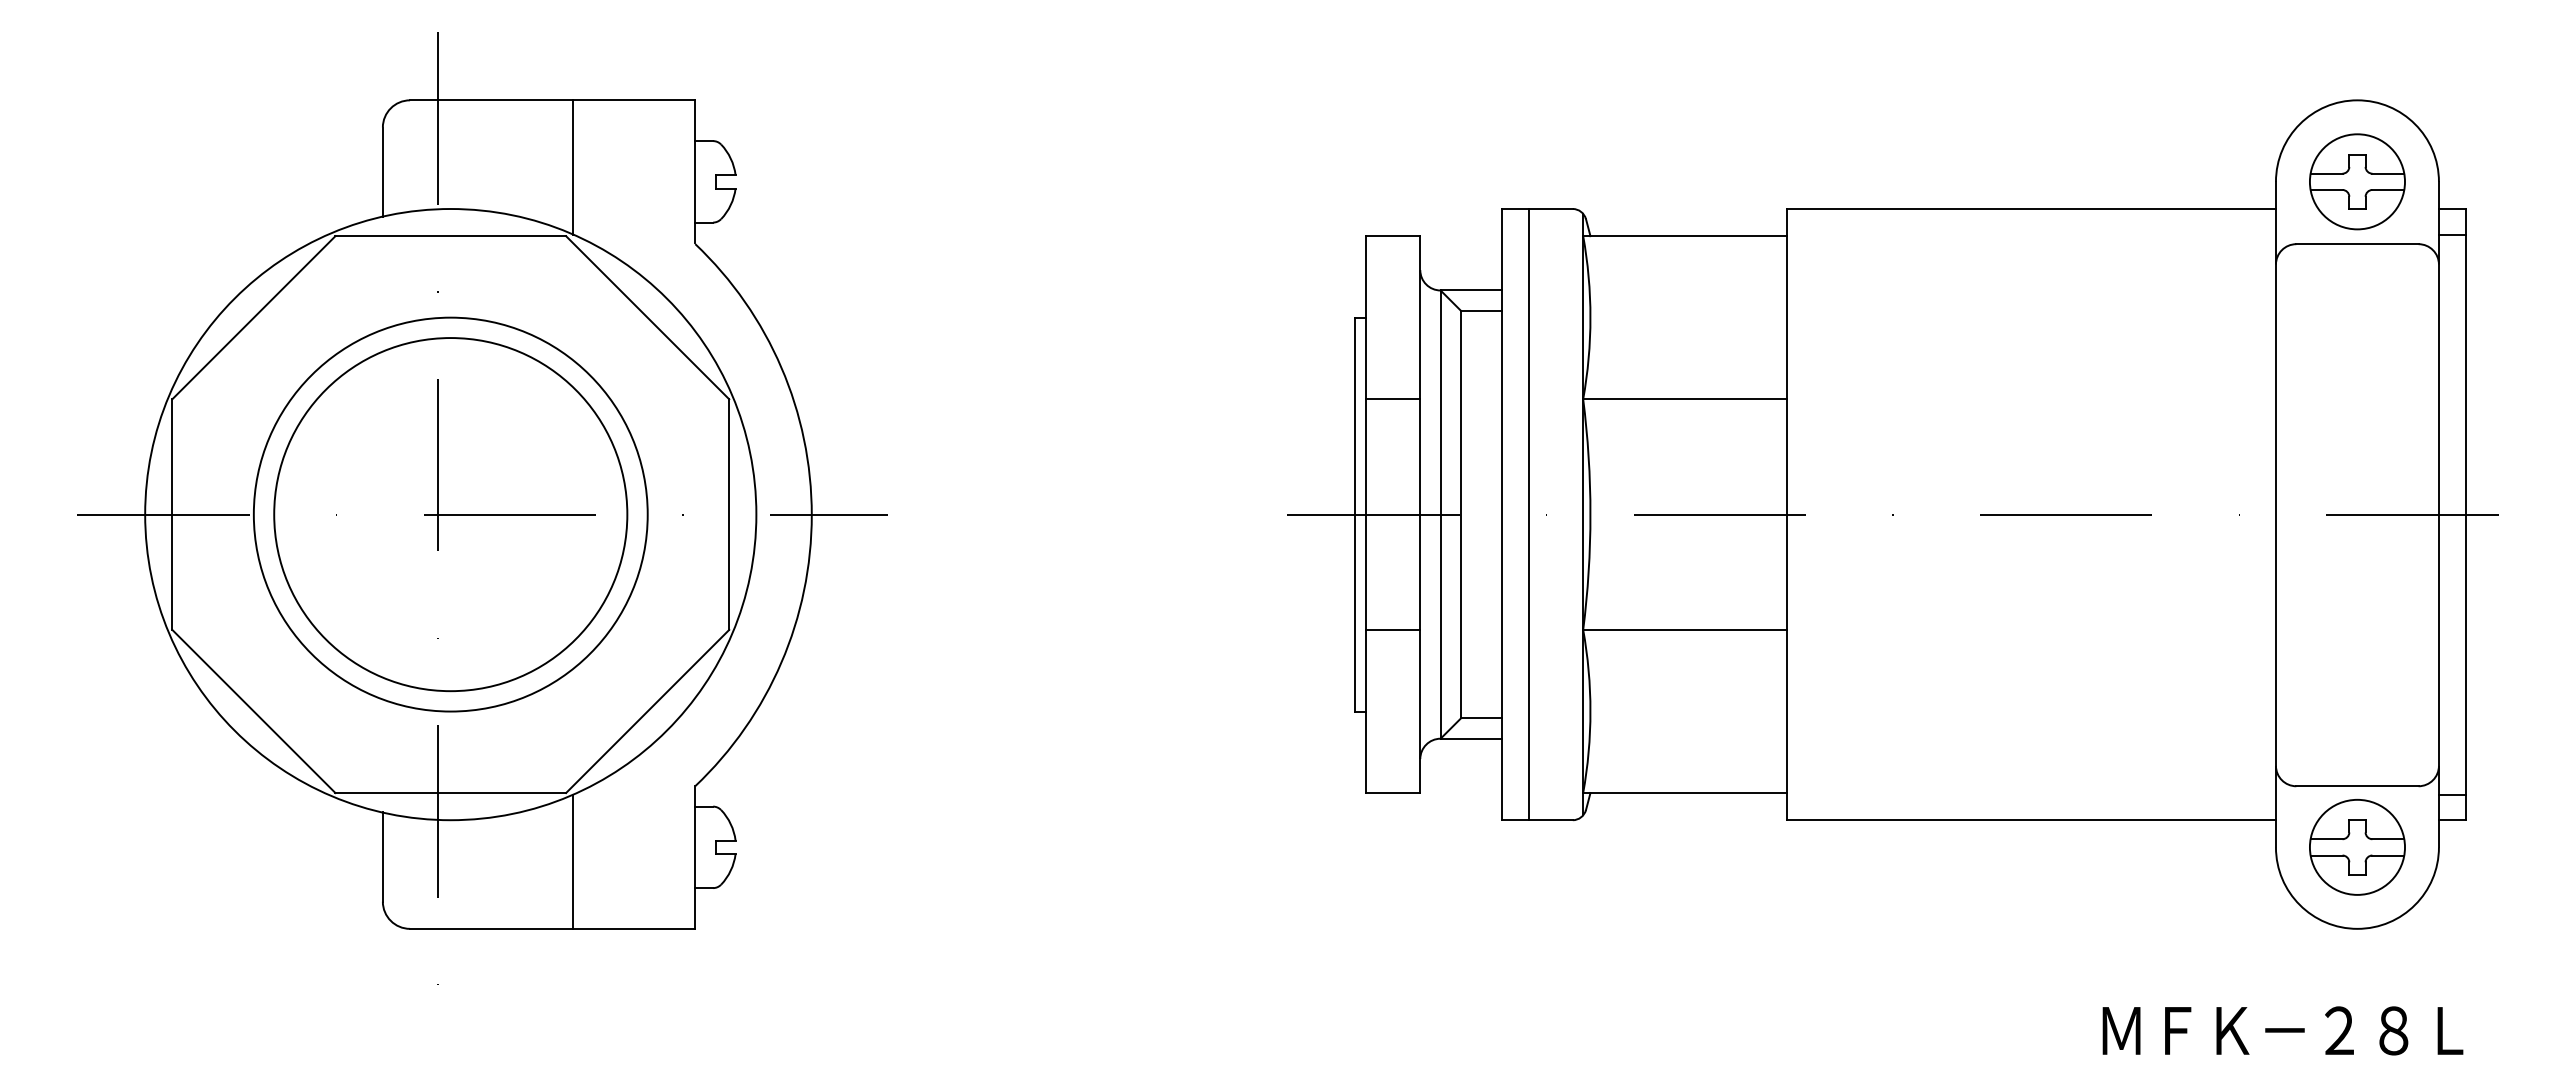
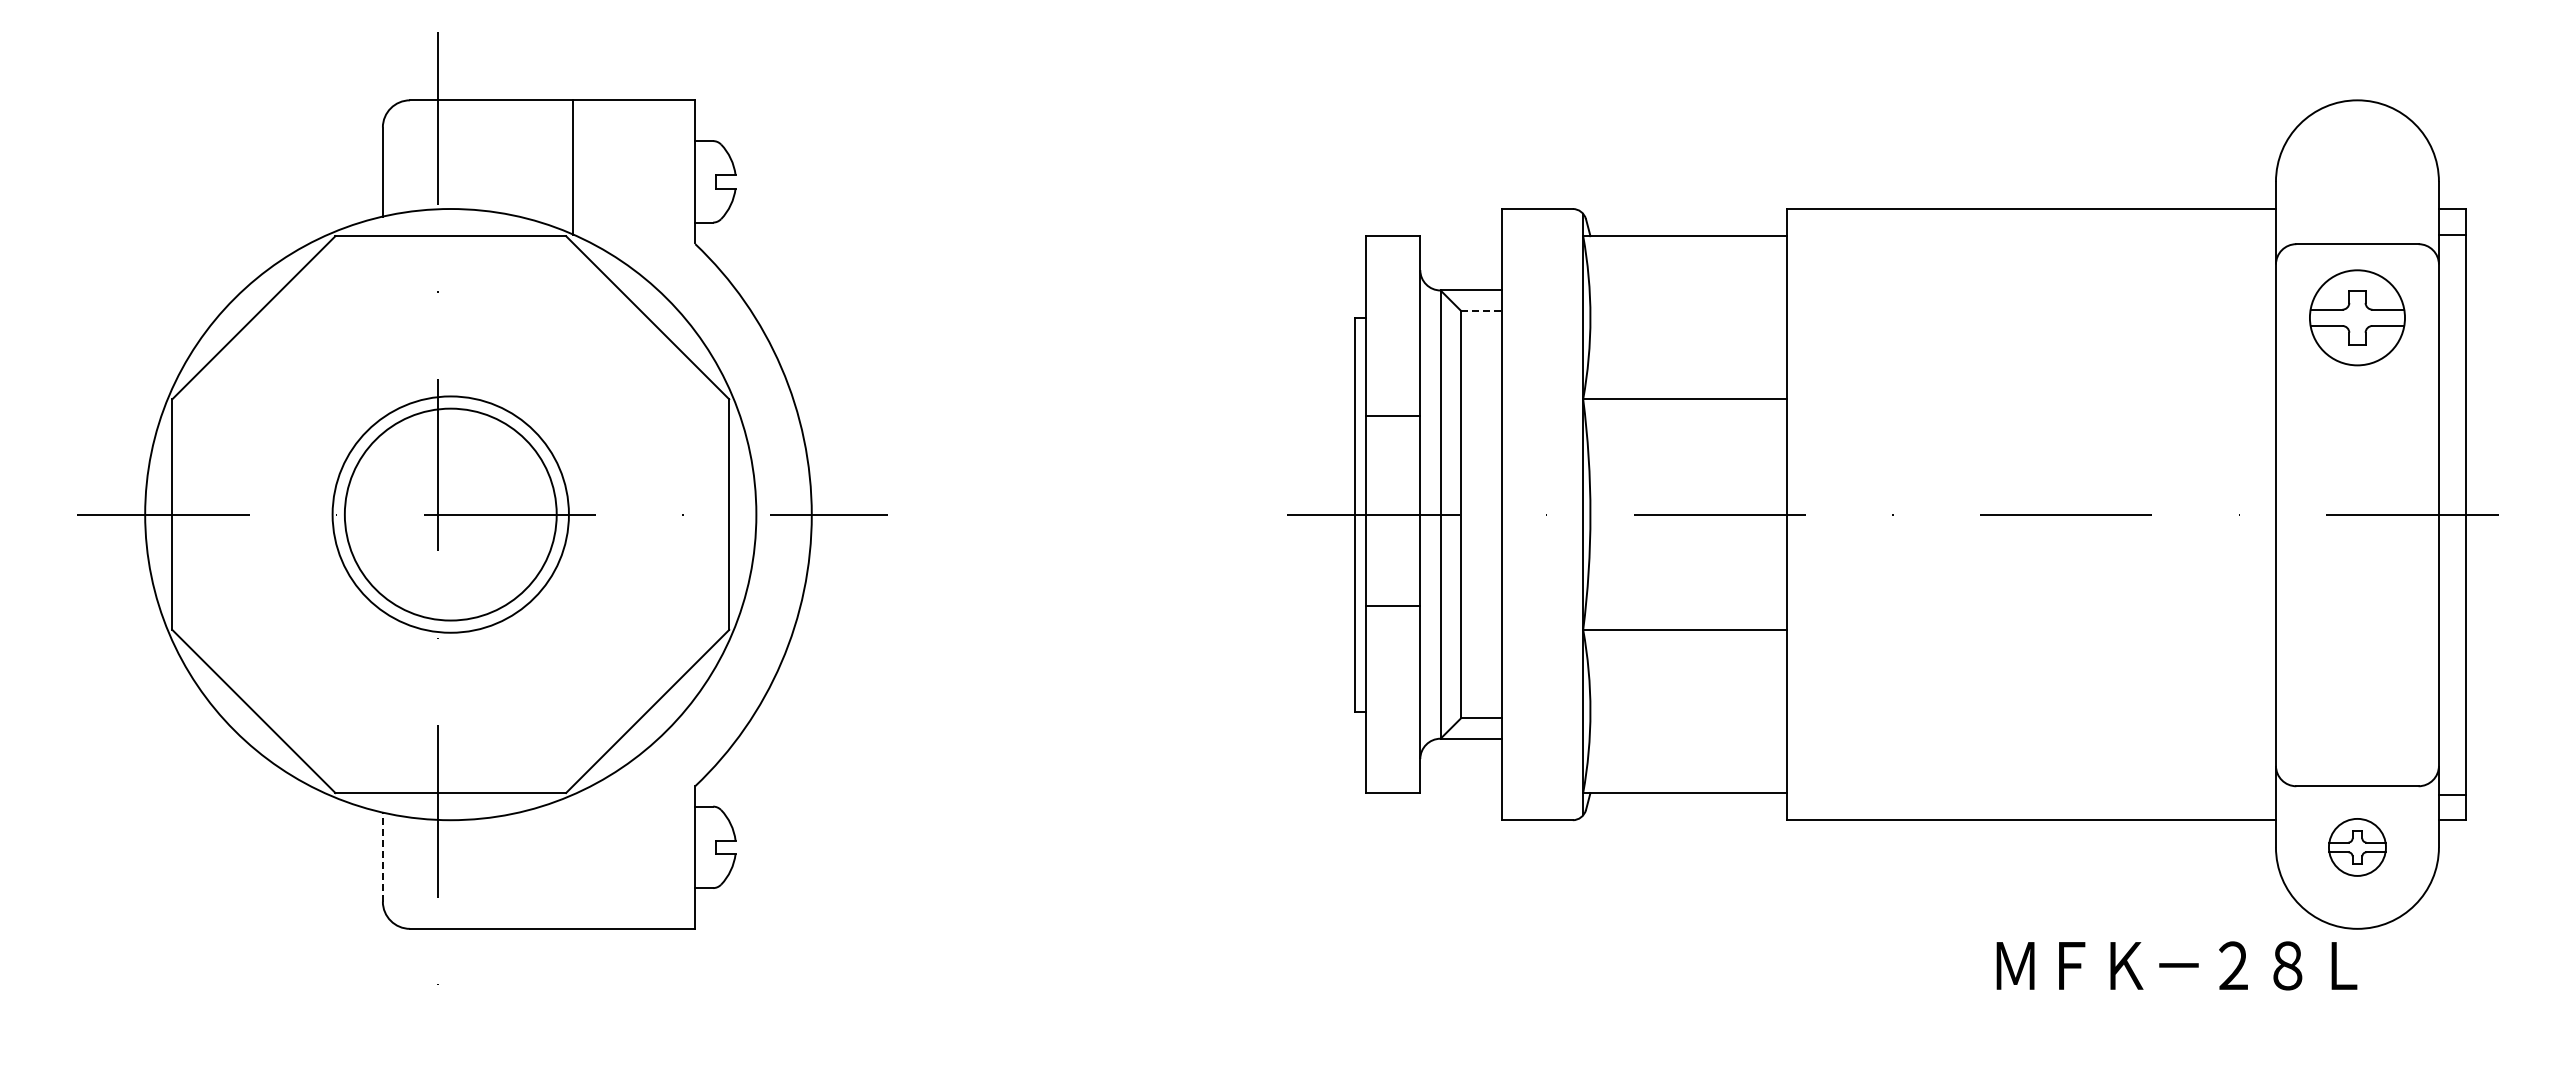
part position: (2357, 181) -> (2357, 317) (2357, 317)
line: solid -> dashed (1481, 310)
line position: (1392, 399) -> (1392, 416) (1392, 416)
circle diameter: 353 px -> 212 px (450, 514)
circle diameter: 394 px -> 236 px (450, 514)
line: present -> none (1528, 514)
line position: (1392, 629) -> (1392, 605) (1392, 605)
part size: 97x97 px -> 59x59 px (2357, 847)
line: solid -> dashed (382, 857)
line: present -> none (573, 861)
text position: (2282, 1030) -> (2176, 965) (2176, 965)
